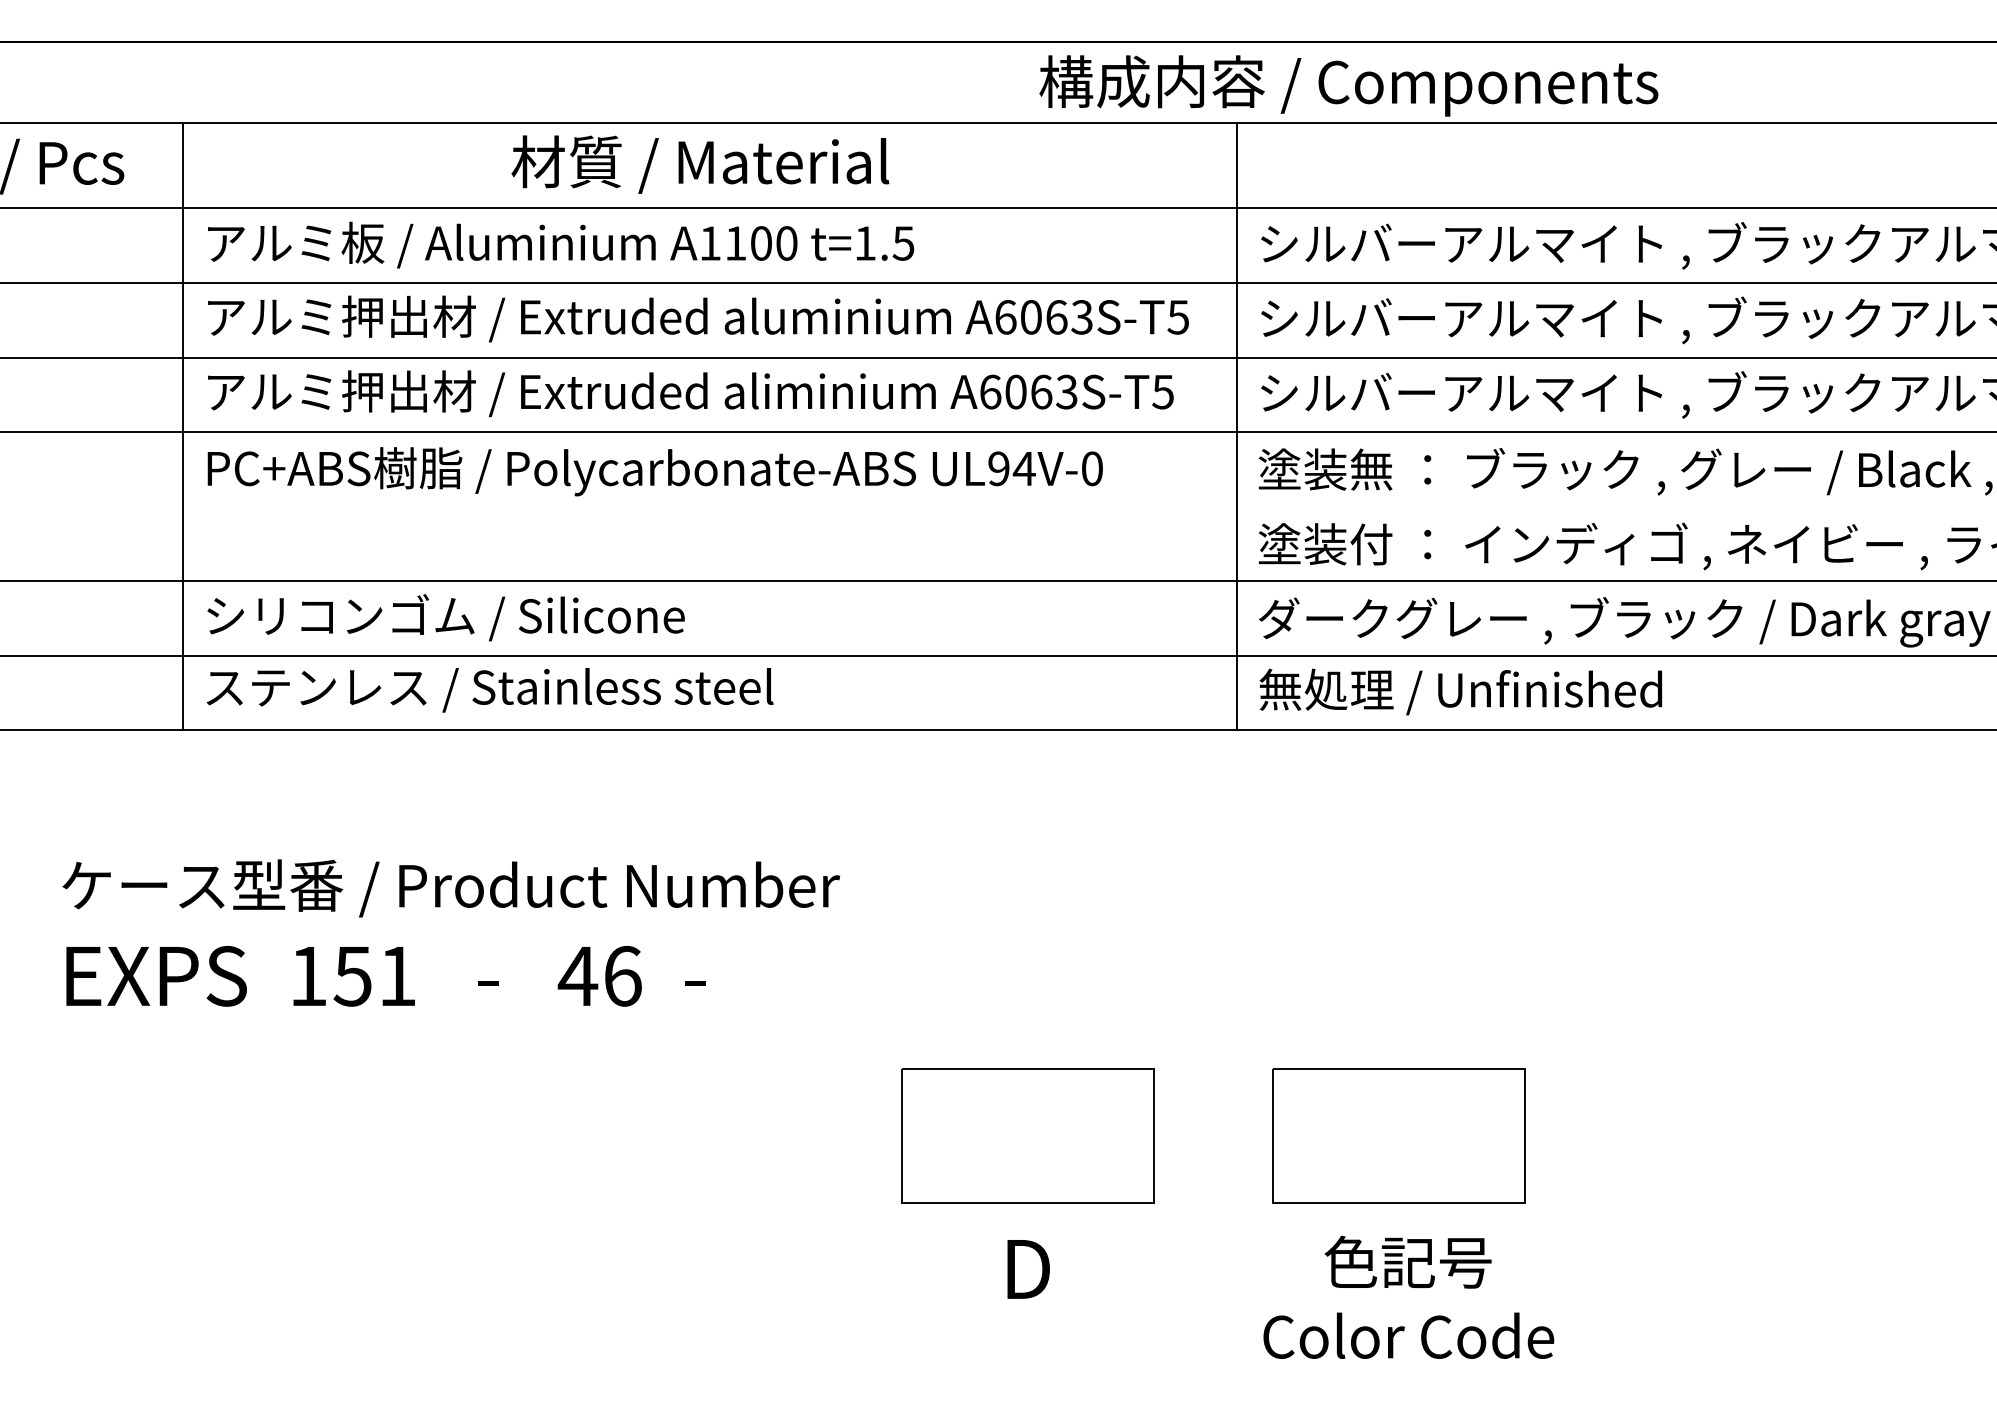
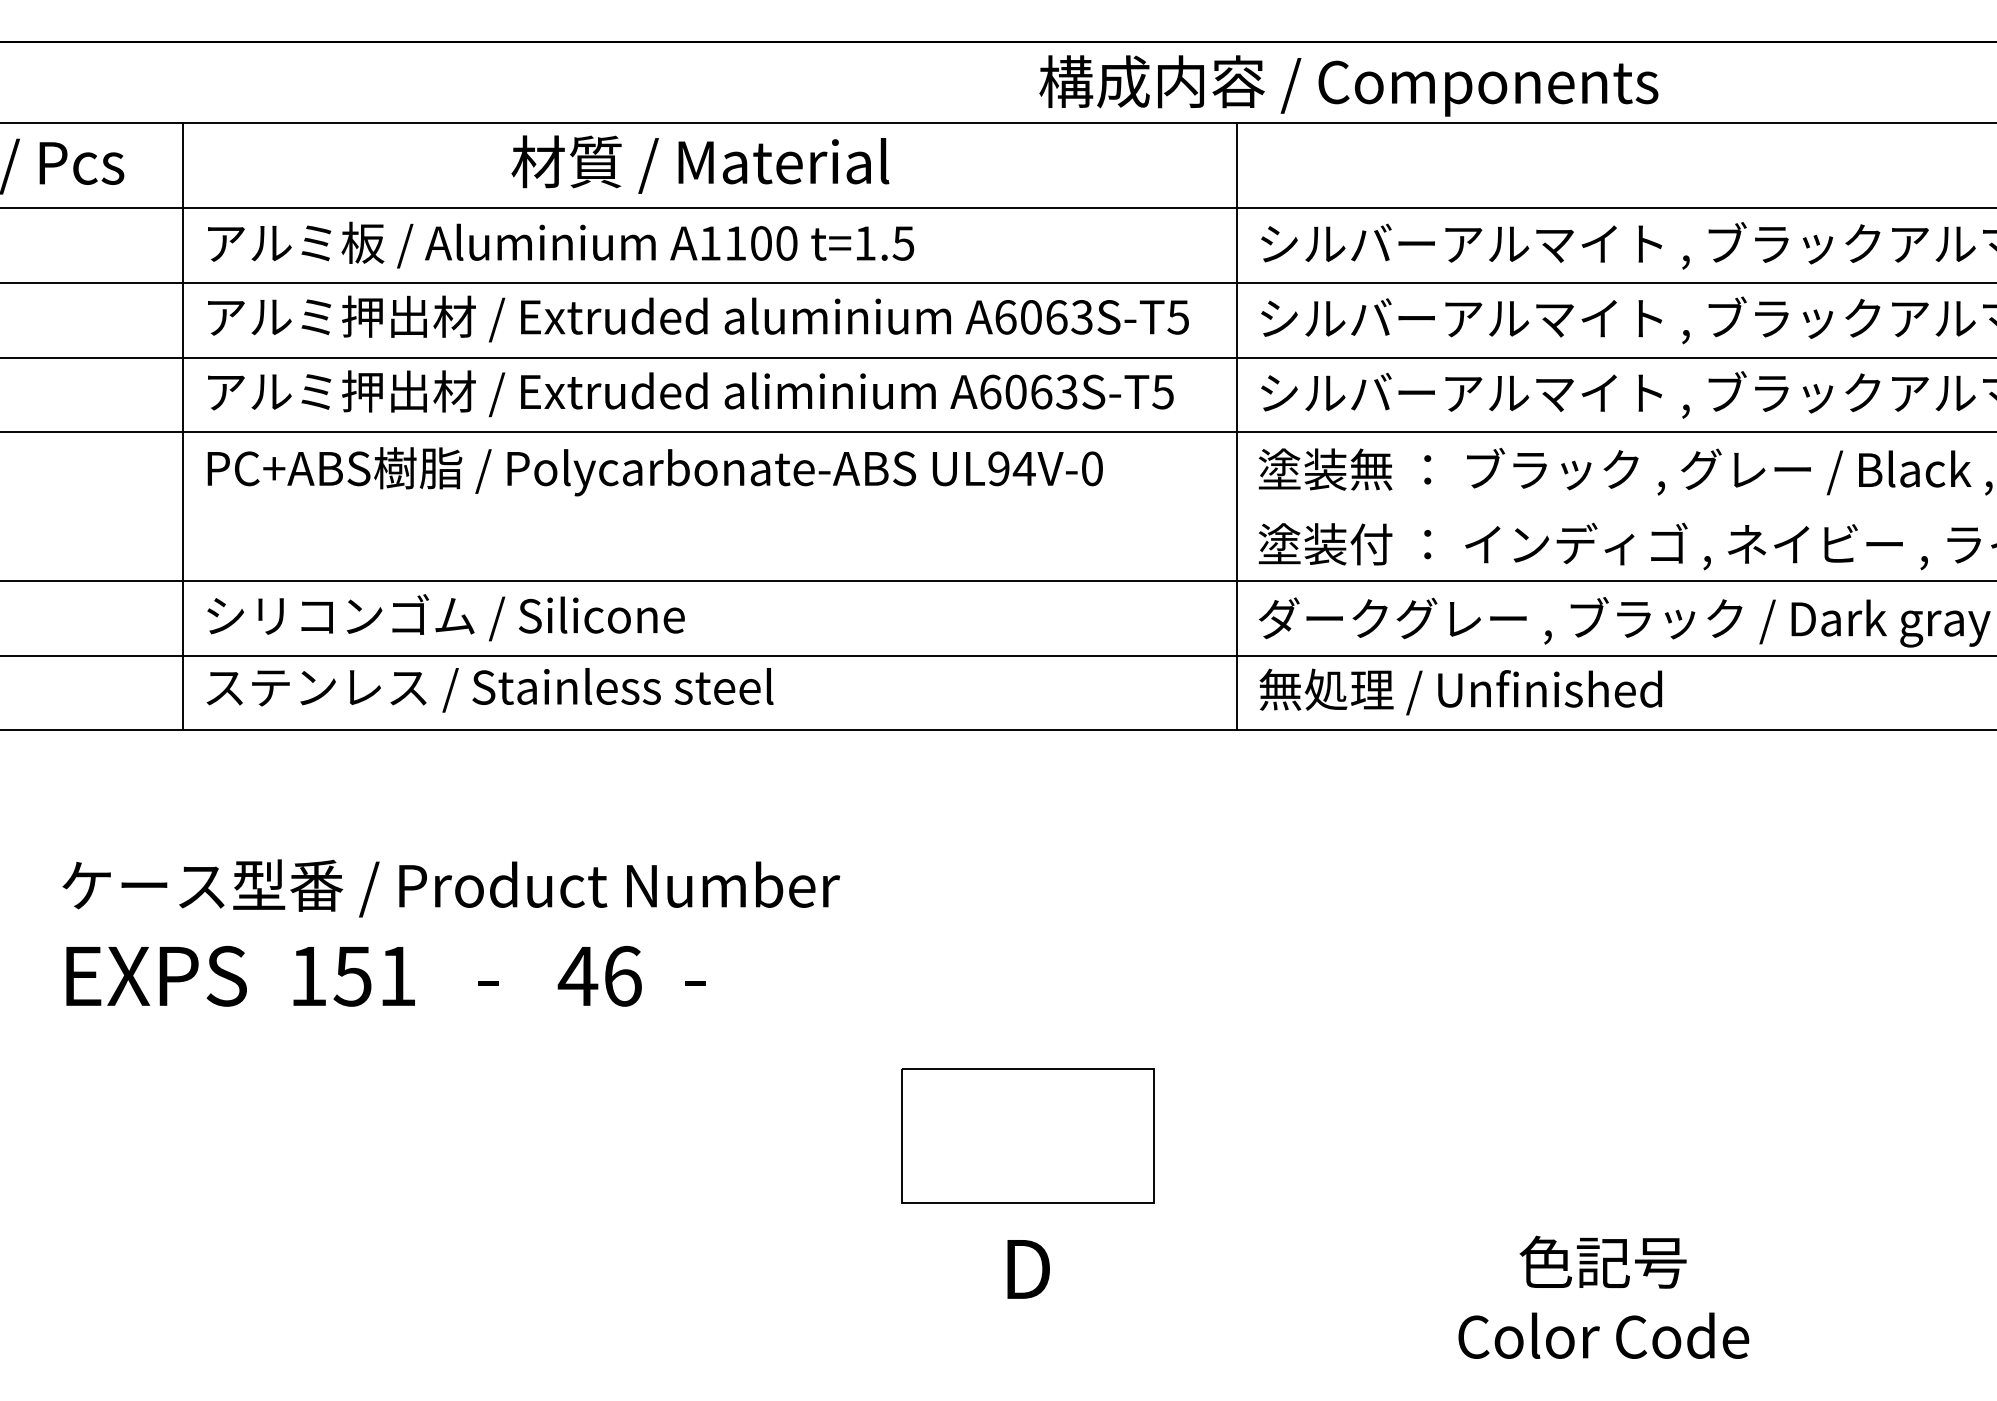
part: present -> none (1398, 1135)
text position: (1408, 1296) -> (1603, 1296) (1603, 1296)
